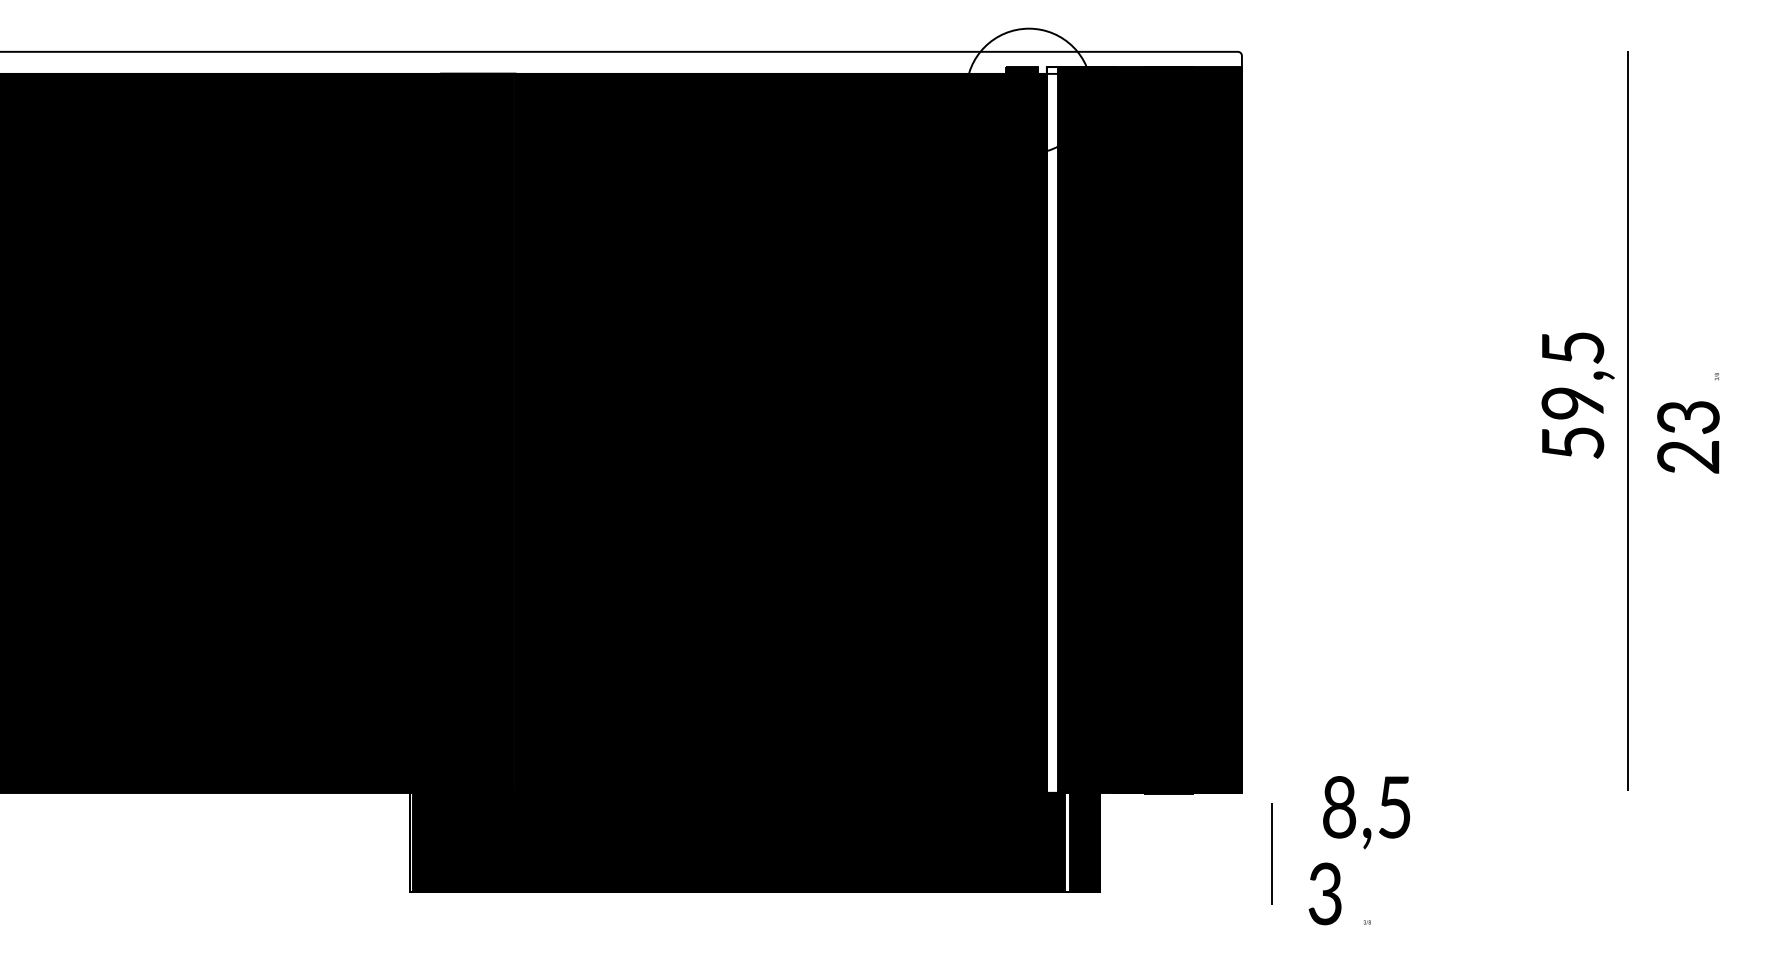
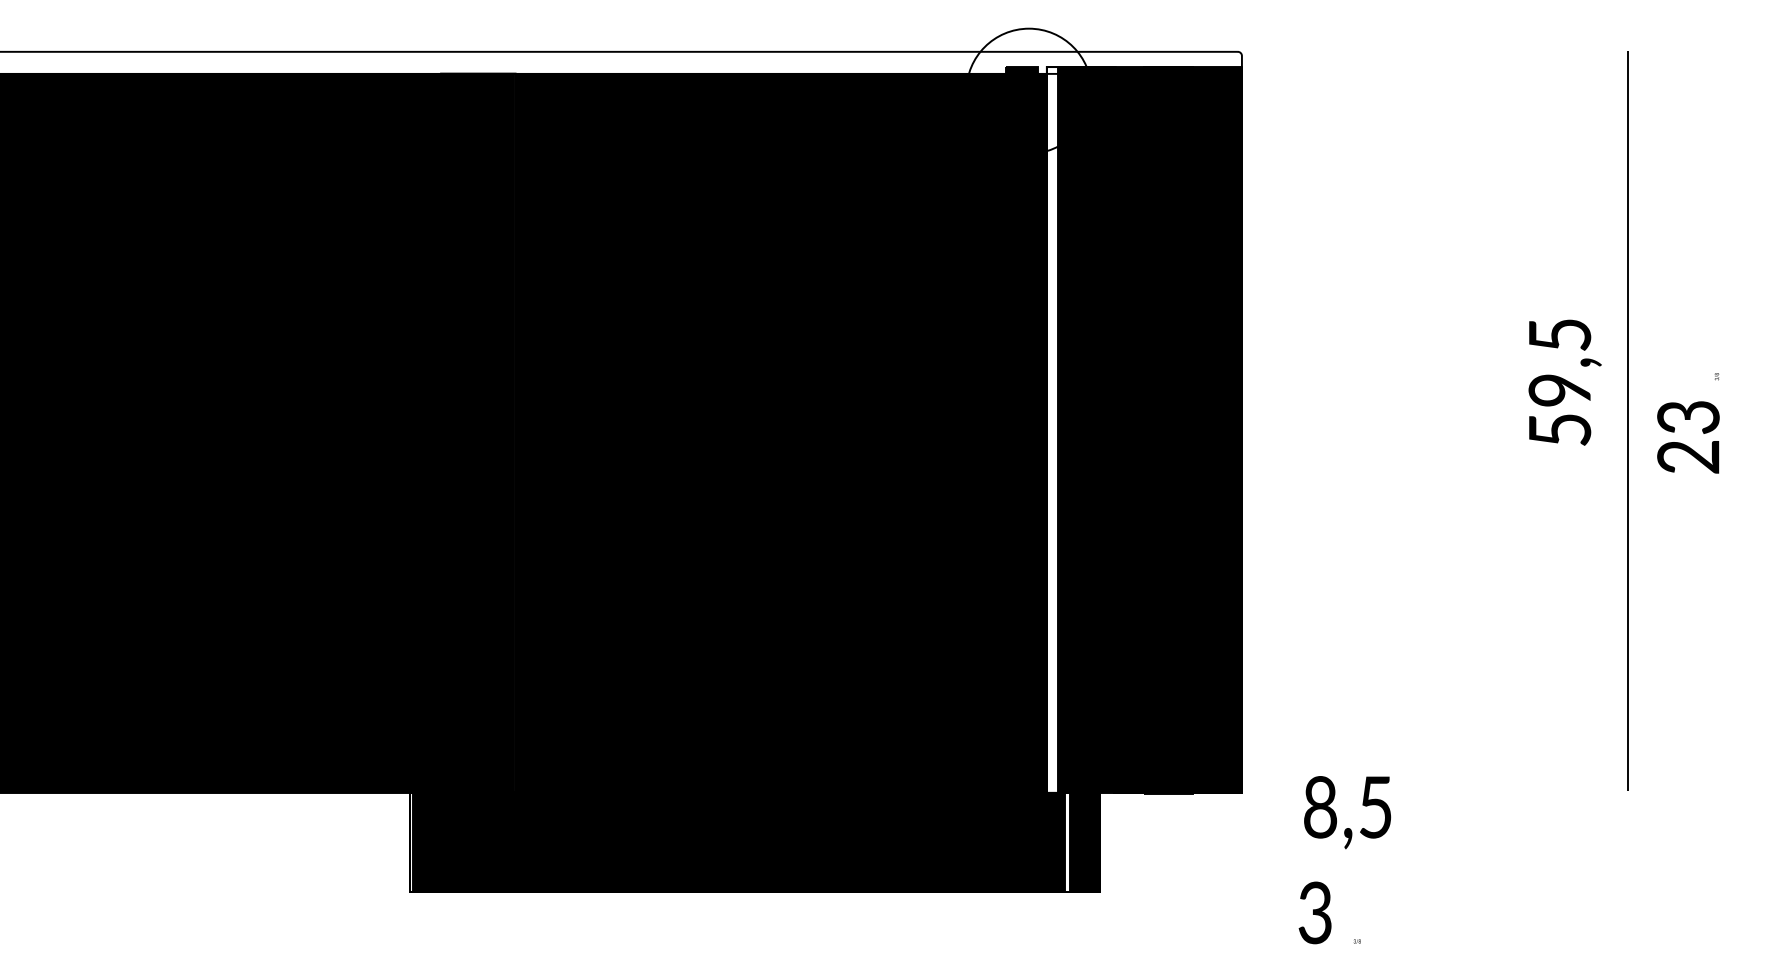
text position: (1577, 395) -> (1564, 382) (1564, 382)
text position: (1366, 812) -> (1347, 812) (1347, 812)
line: present -> none (1271, 853)
text position: (1339, 893) -> (1329, 912) (1329, 912)
